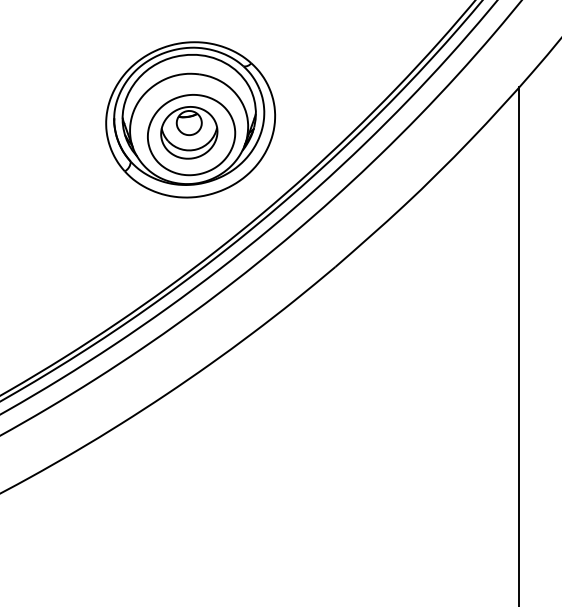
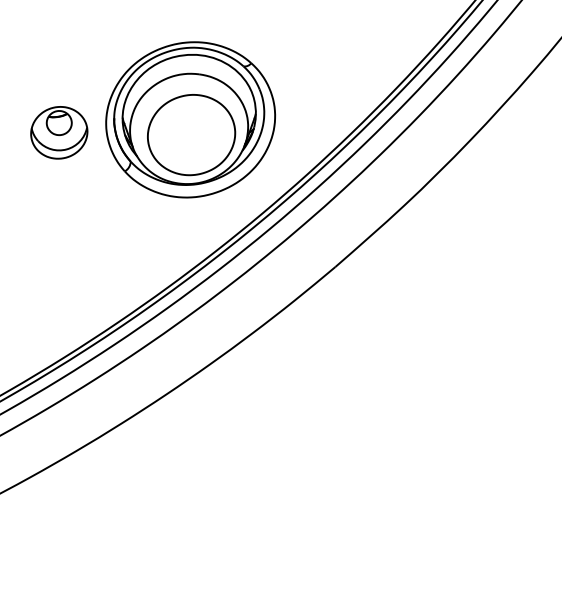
part position: (189, 132) -> (59, 132) (59, 132)
line: present -> none (519, 345)
